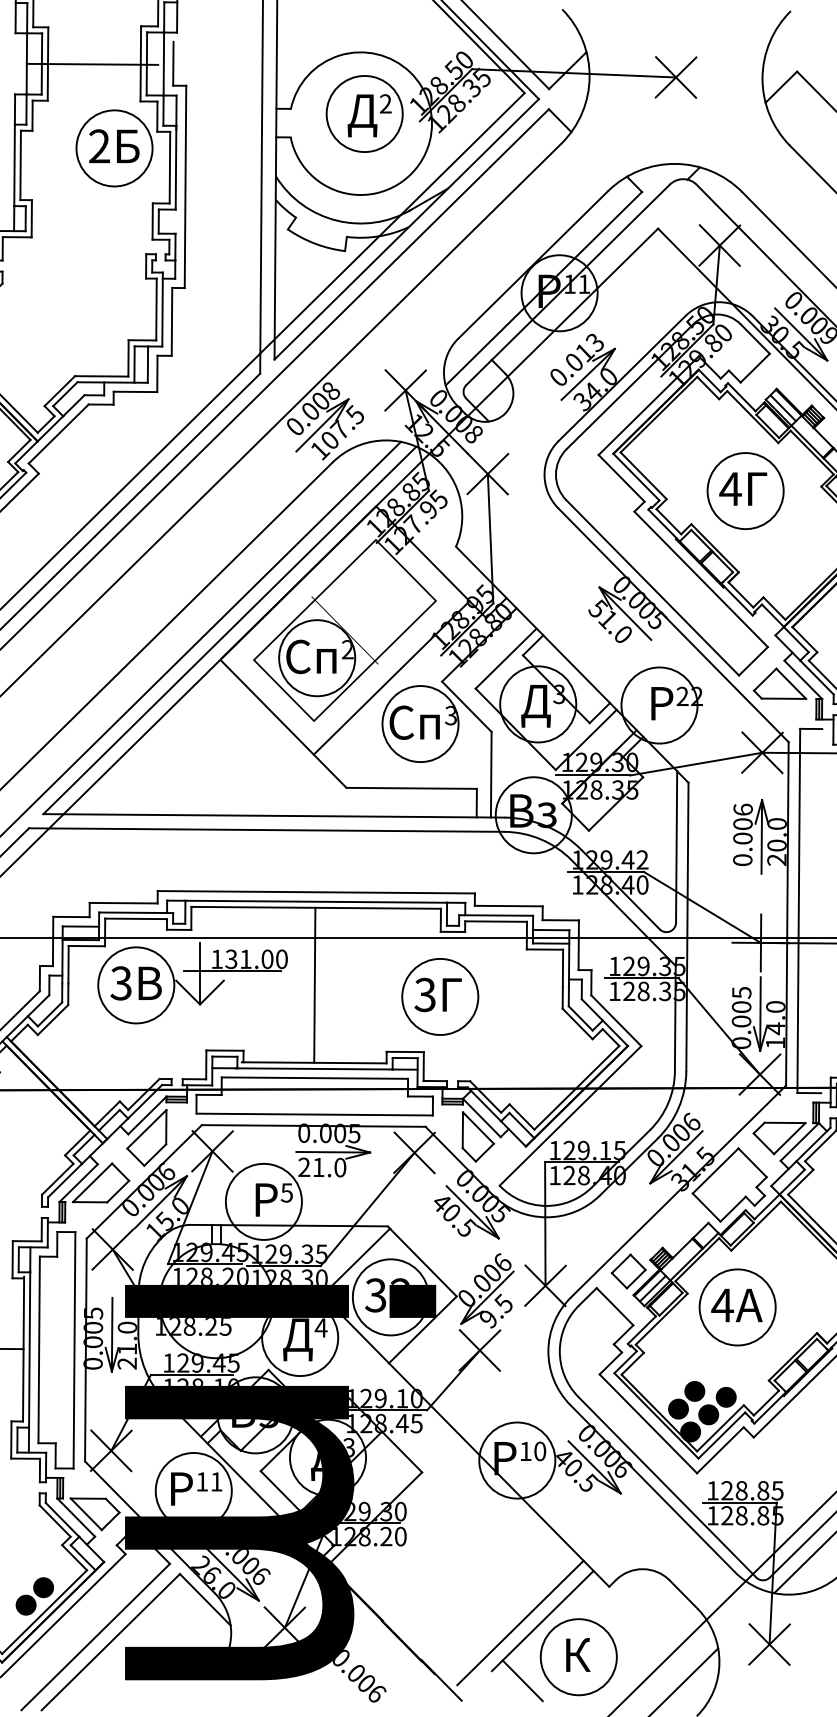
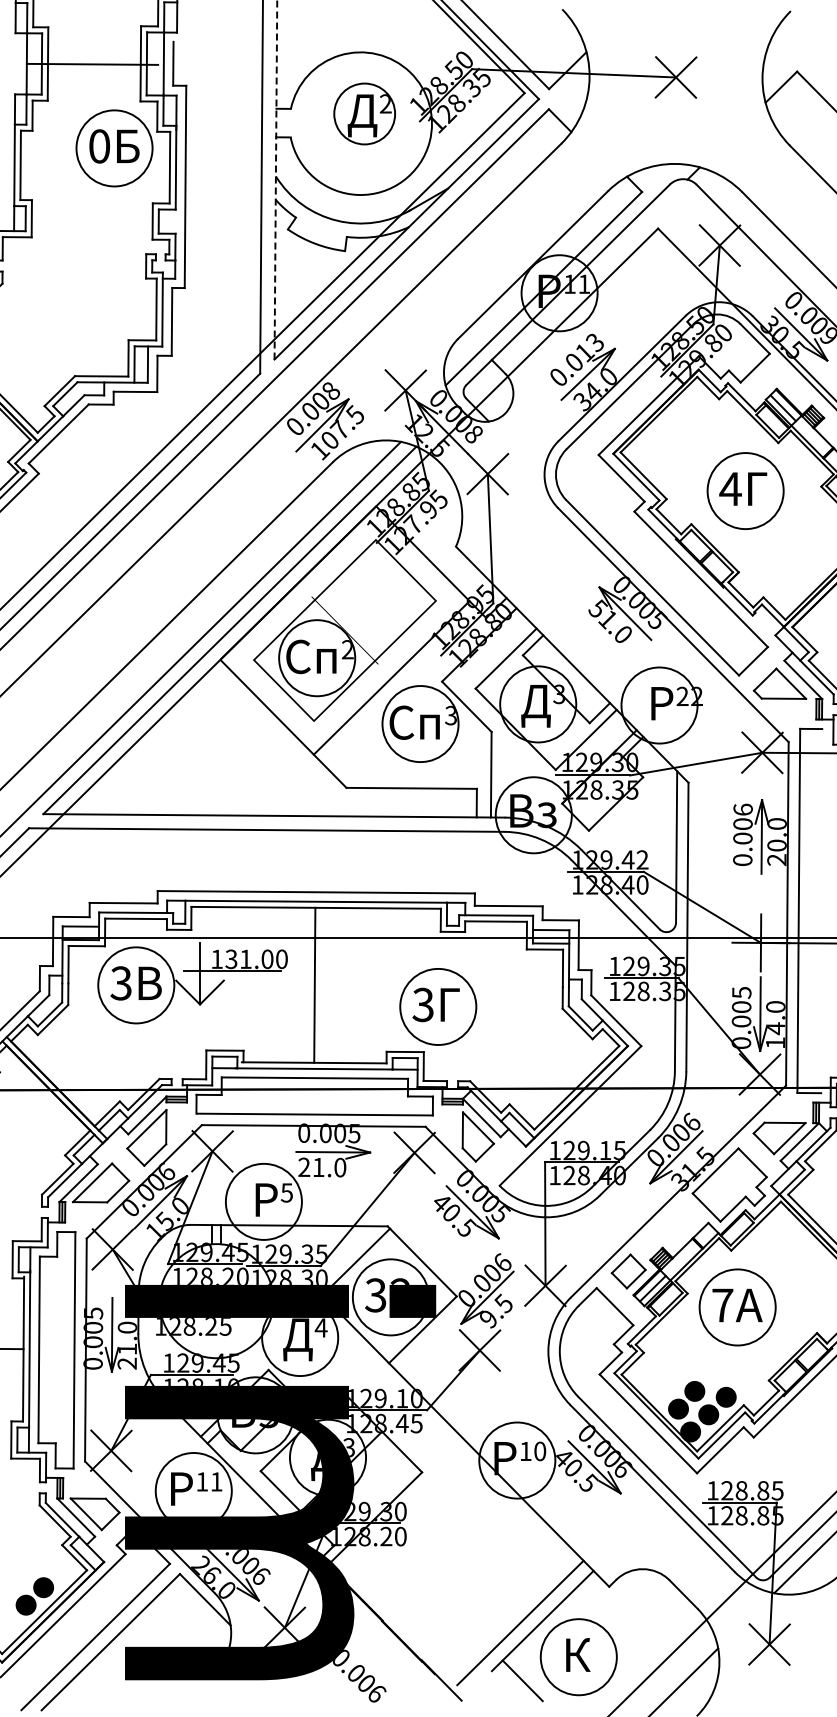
circle diameter: 76 px -> 61 px (364, 113)
text: 2 -> 0 (99, 146)
line: solid -> dashed (275, 179)
part position: (440, 996) -> (438, 1006) (438, 1006)
text: 4 -> 7 (722, 1305)
